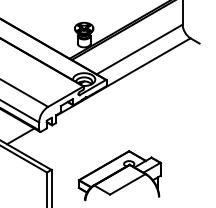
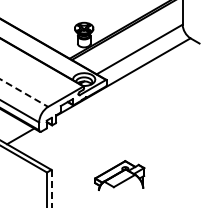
line: solid -> dashed (24, 93)
part size: 85x52 px -> 52x31 px (119, 175)
line: solid -> dashed (51, 188)
